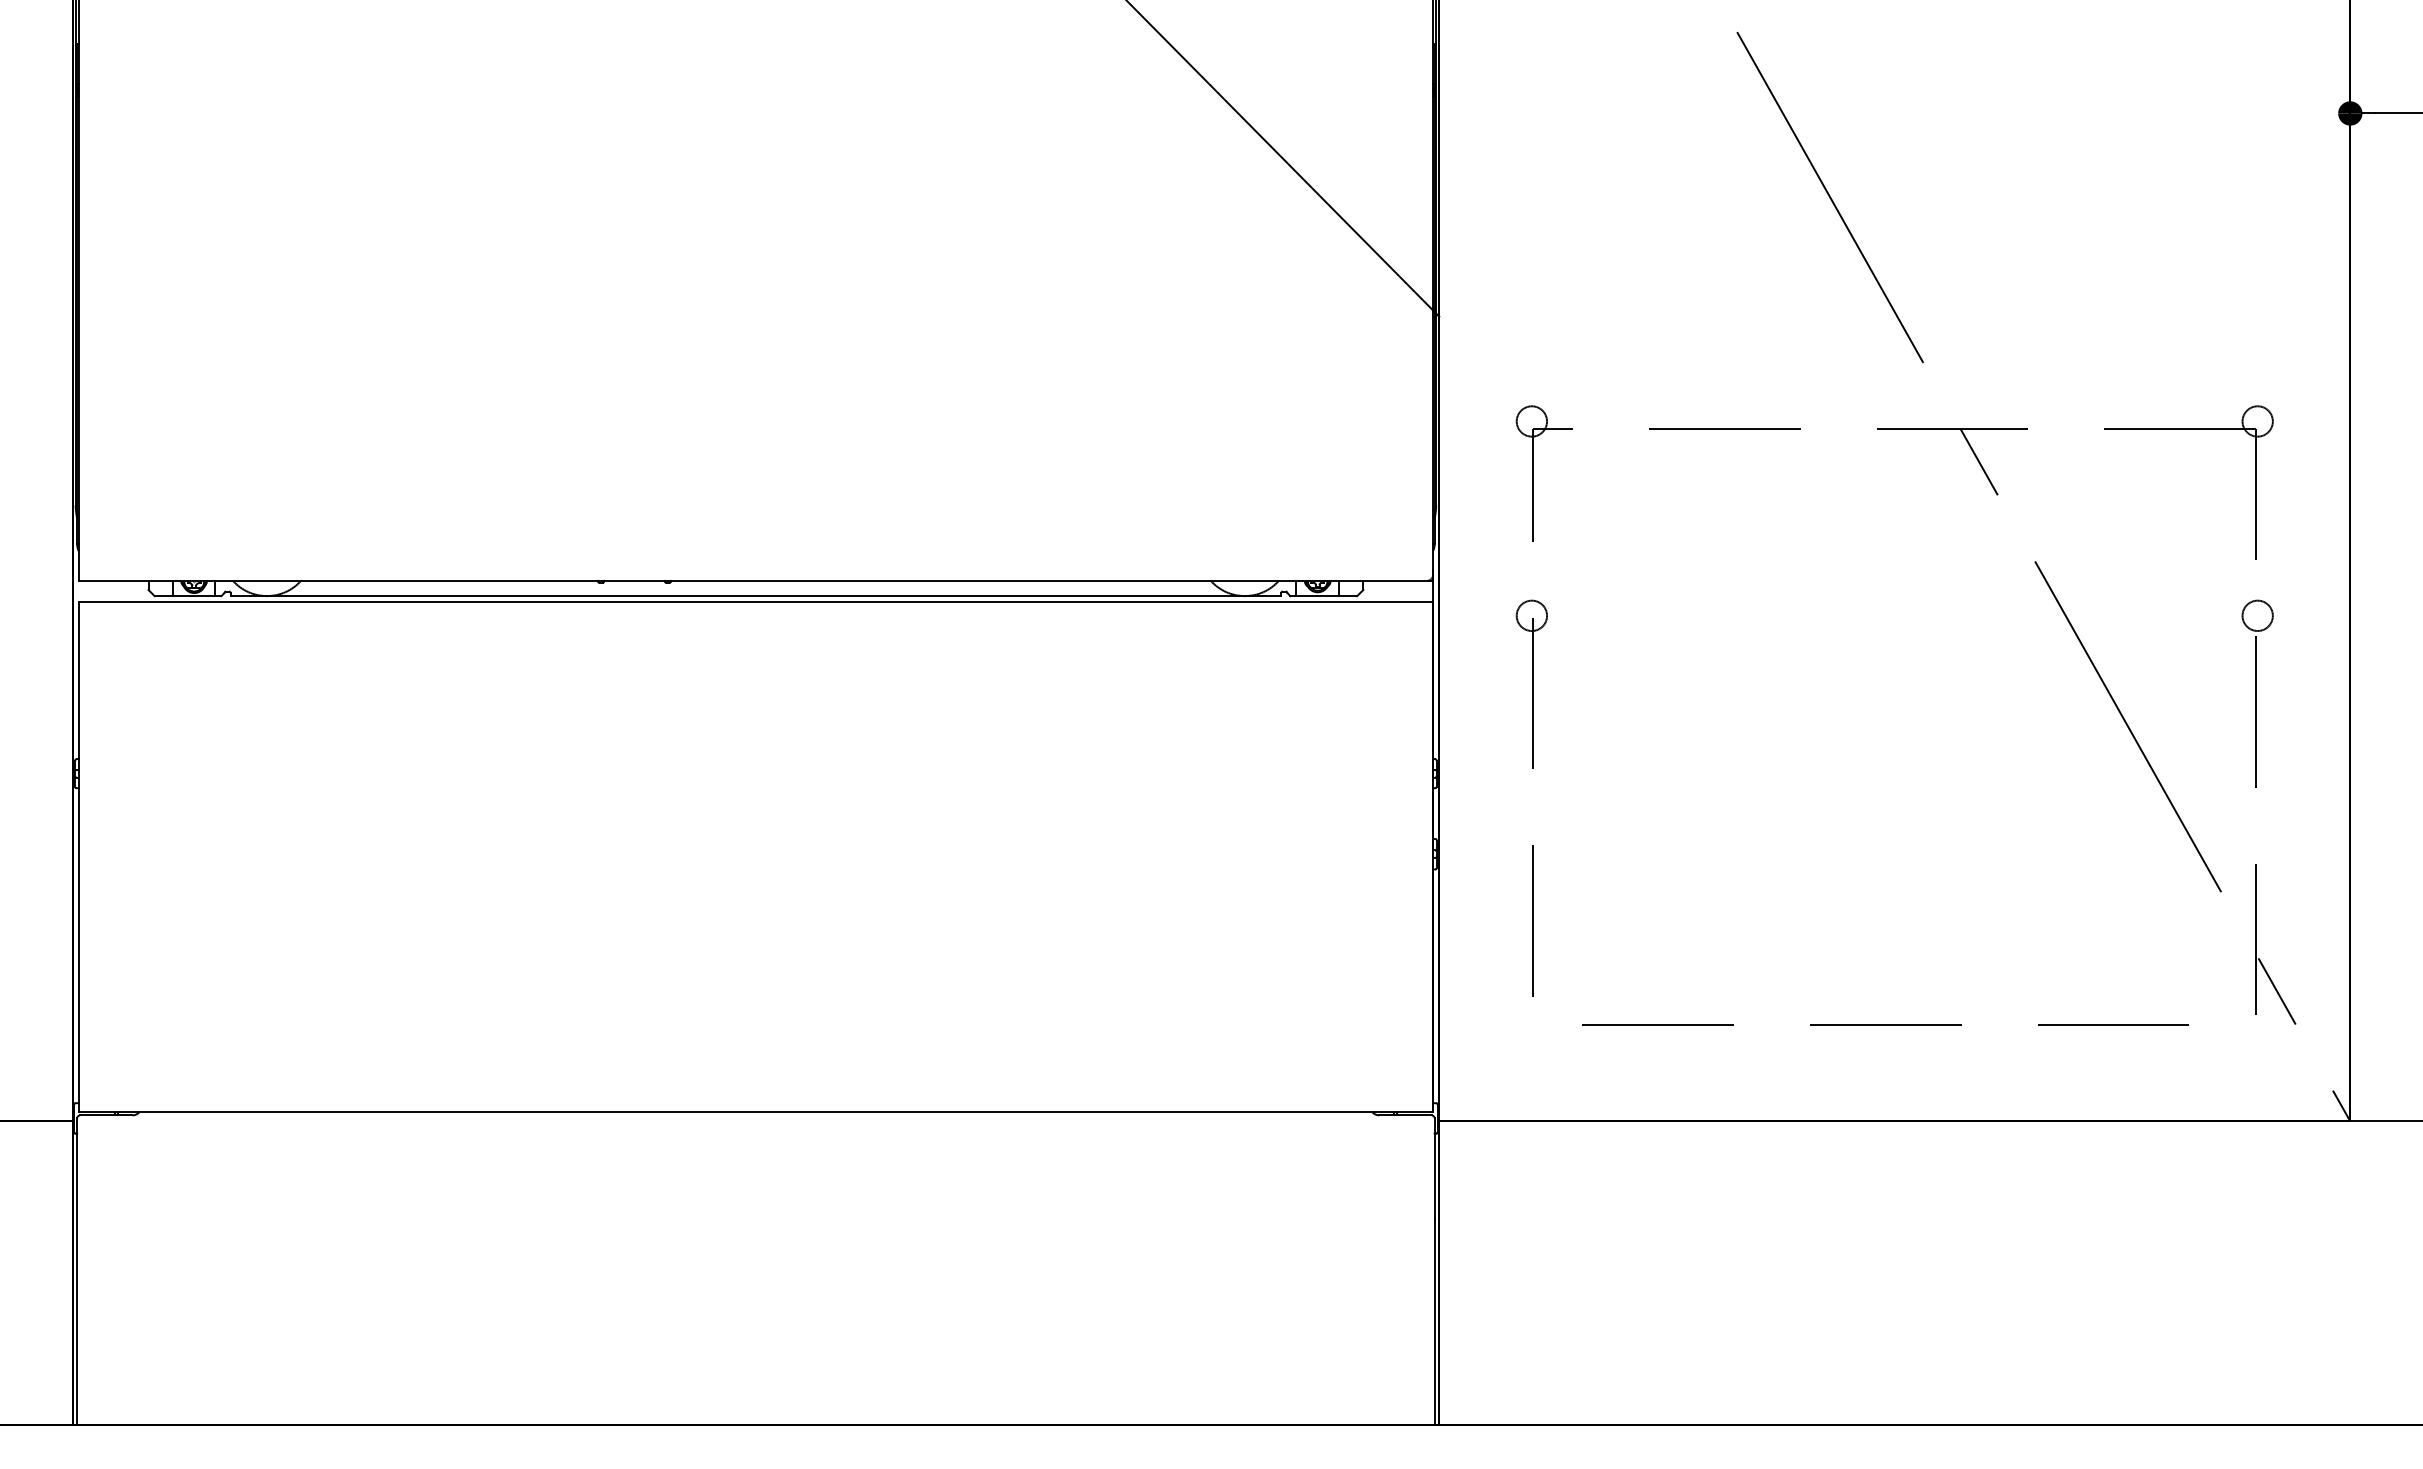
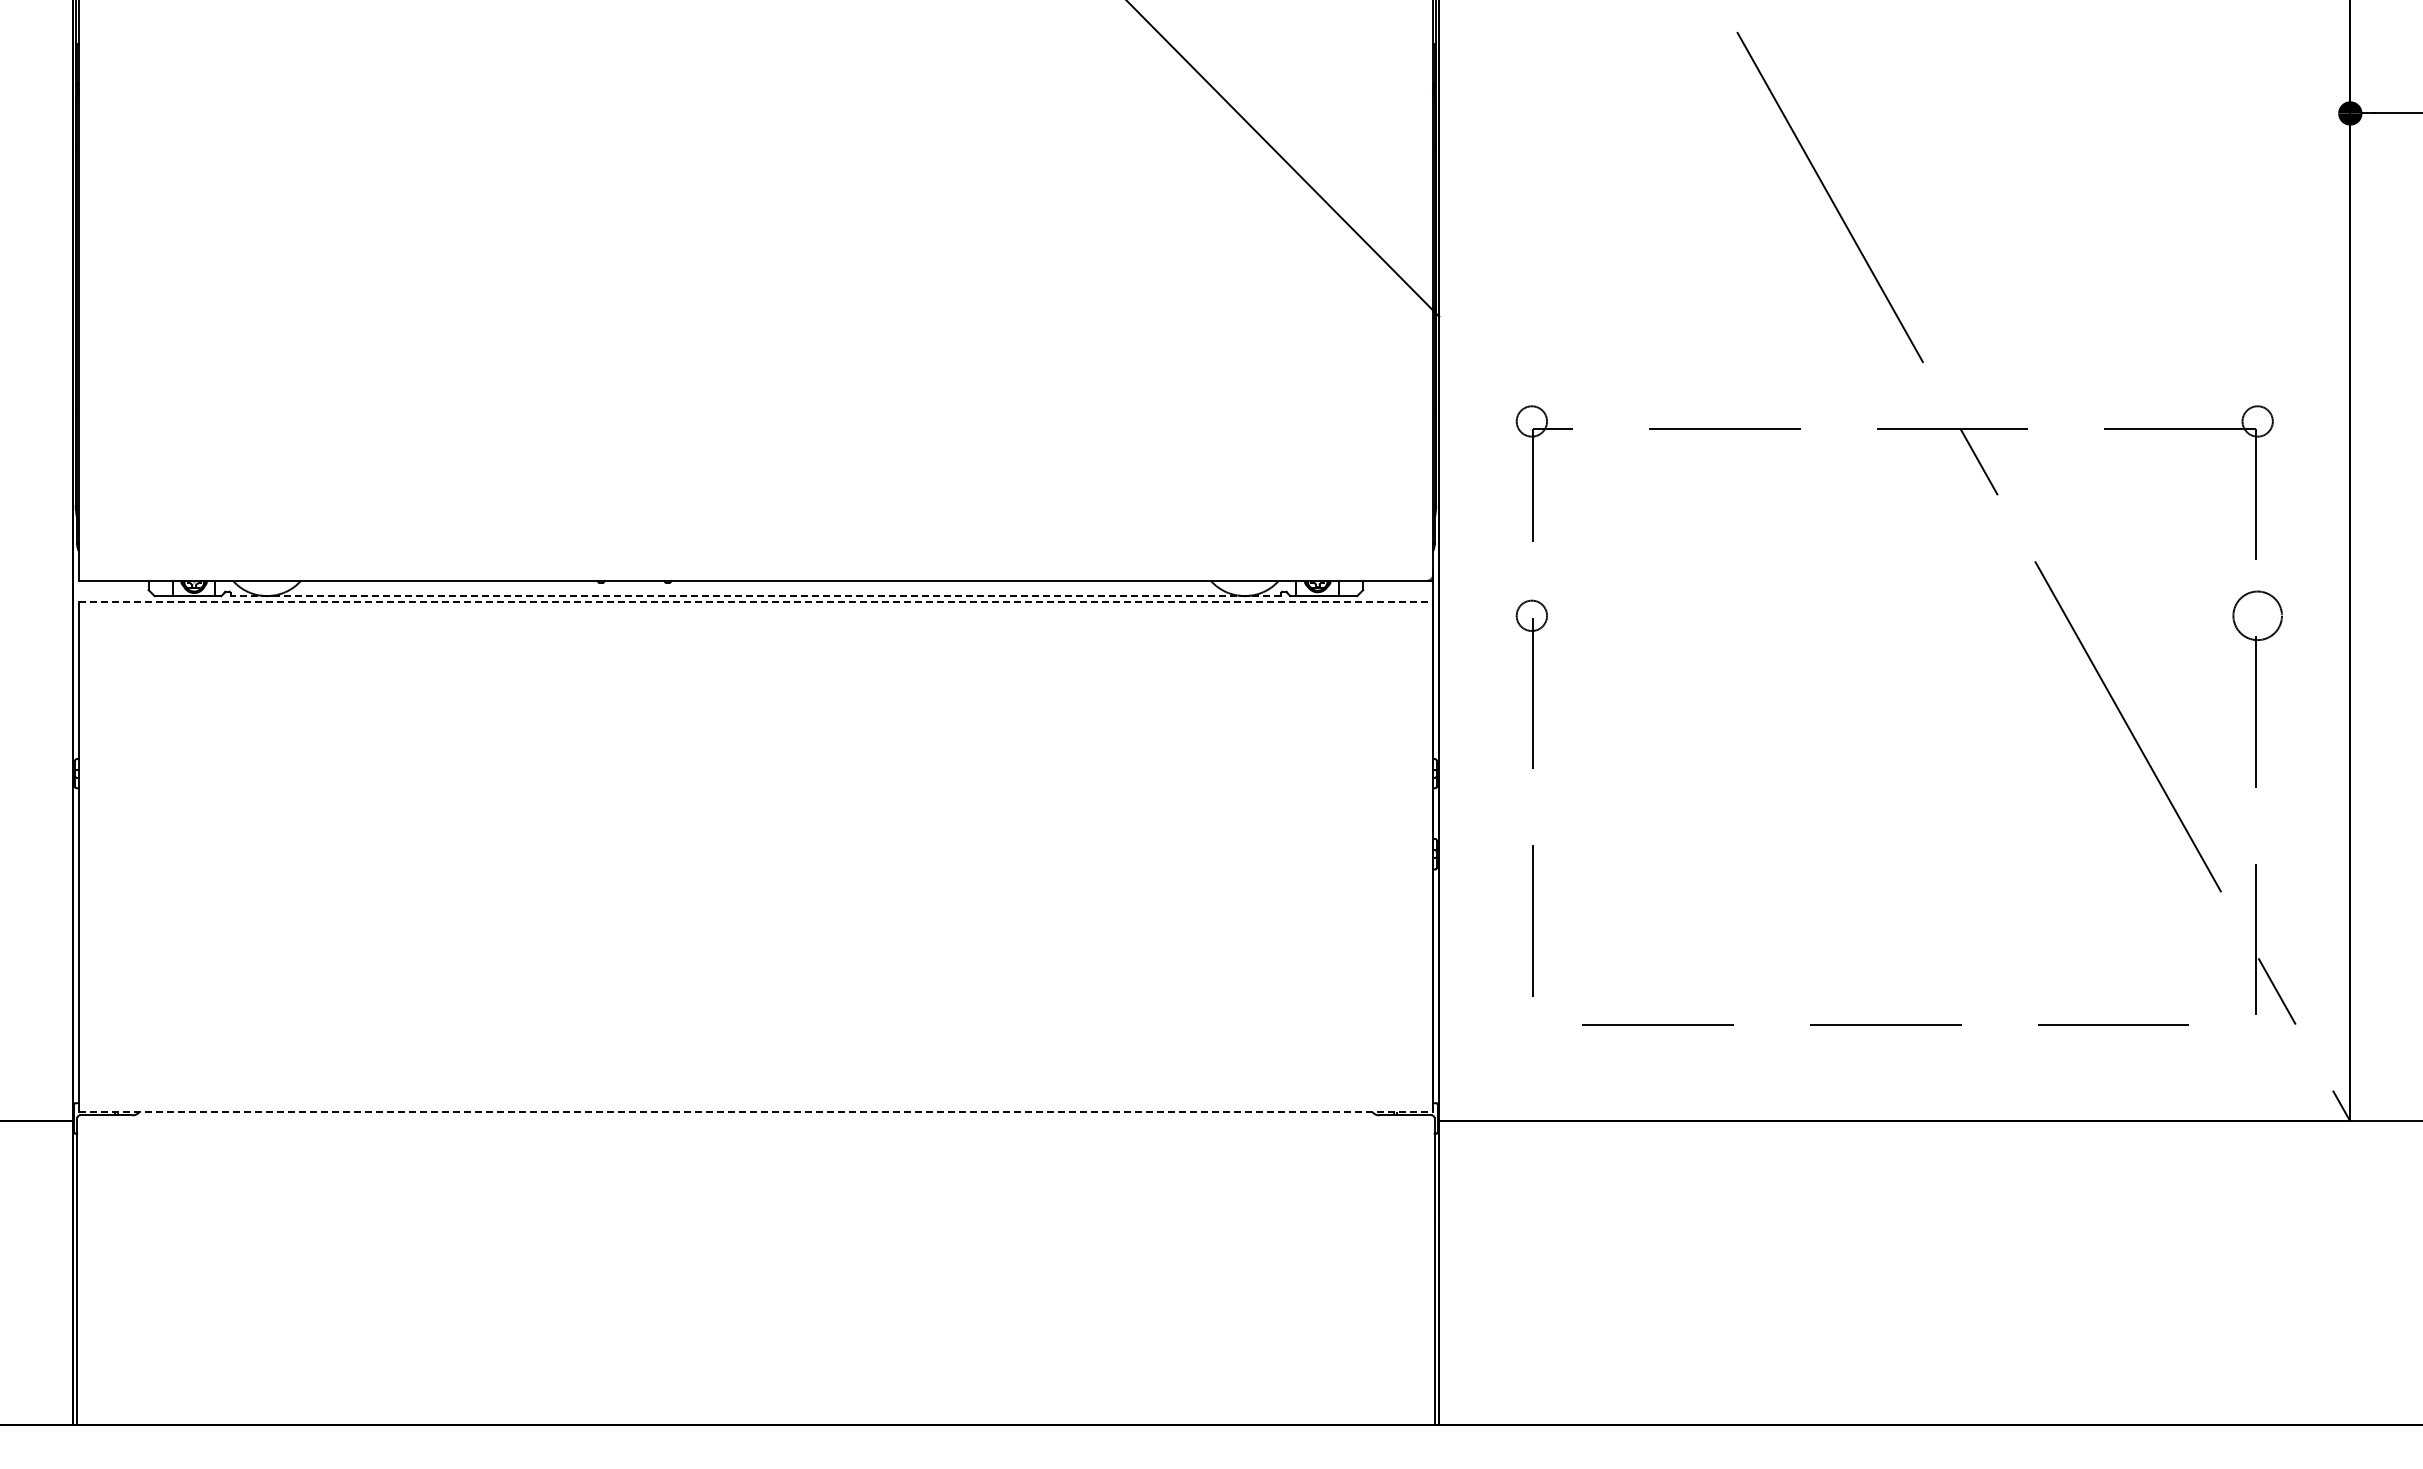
line: solid -> dashed (755, 596)
line: solid -> dashed (756, 602)
circle diameter: 30 px -> 49 px (2257, 615)
line: solid -> dashed (756, 1112)
